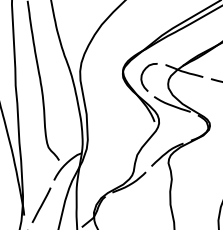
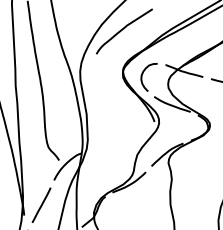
curve: none -> present (124, 29)
